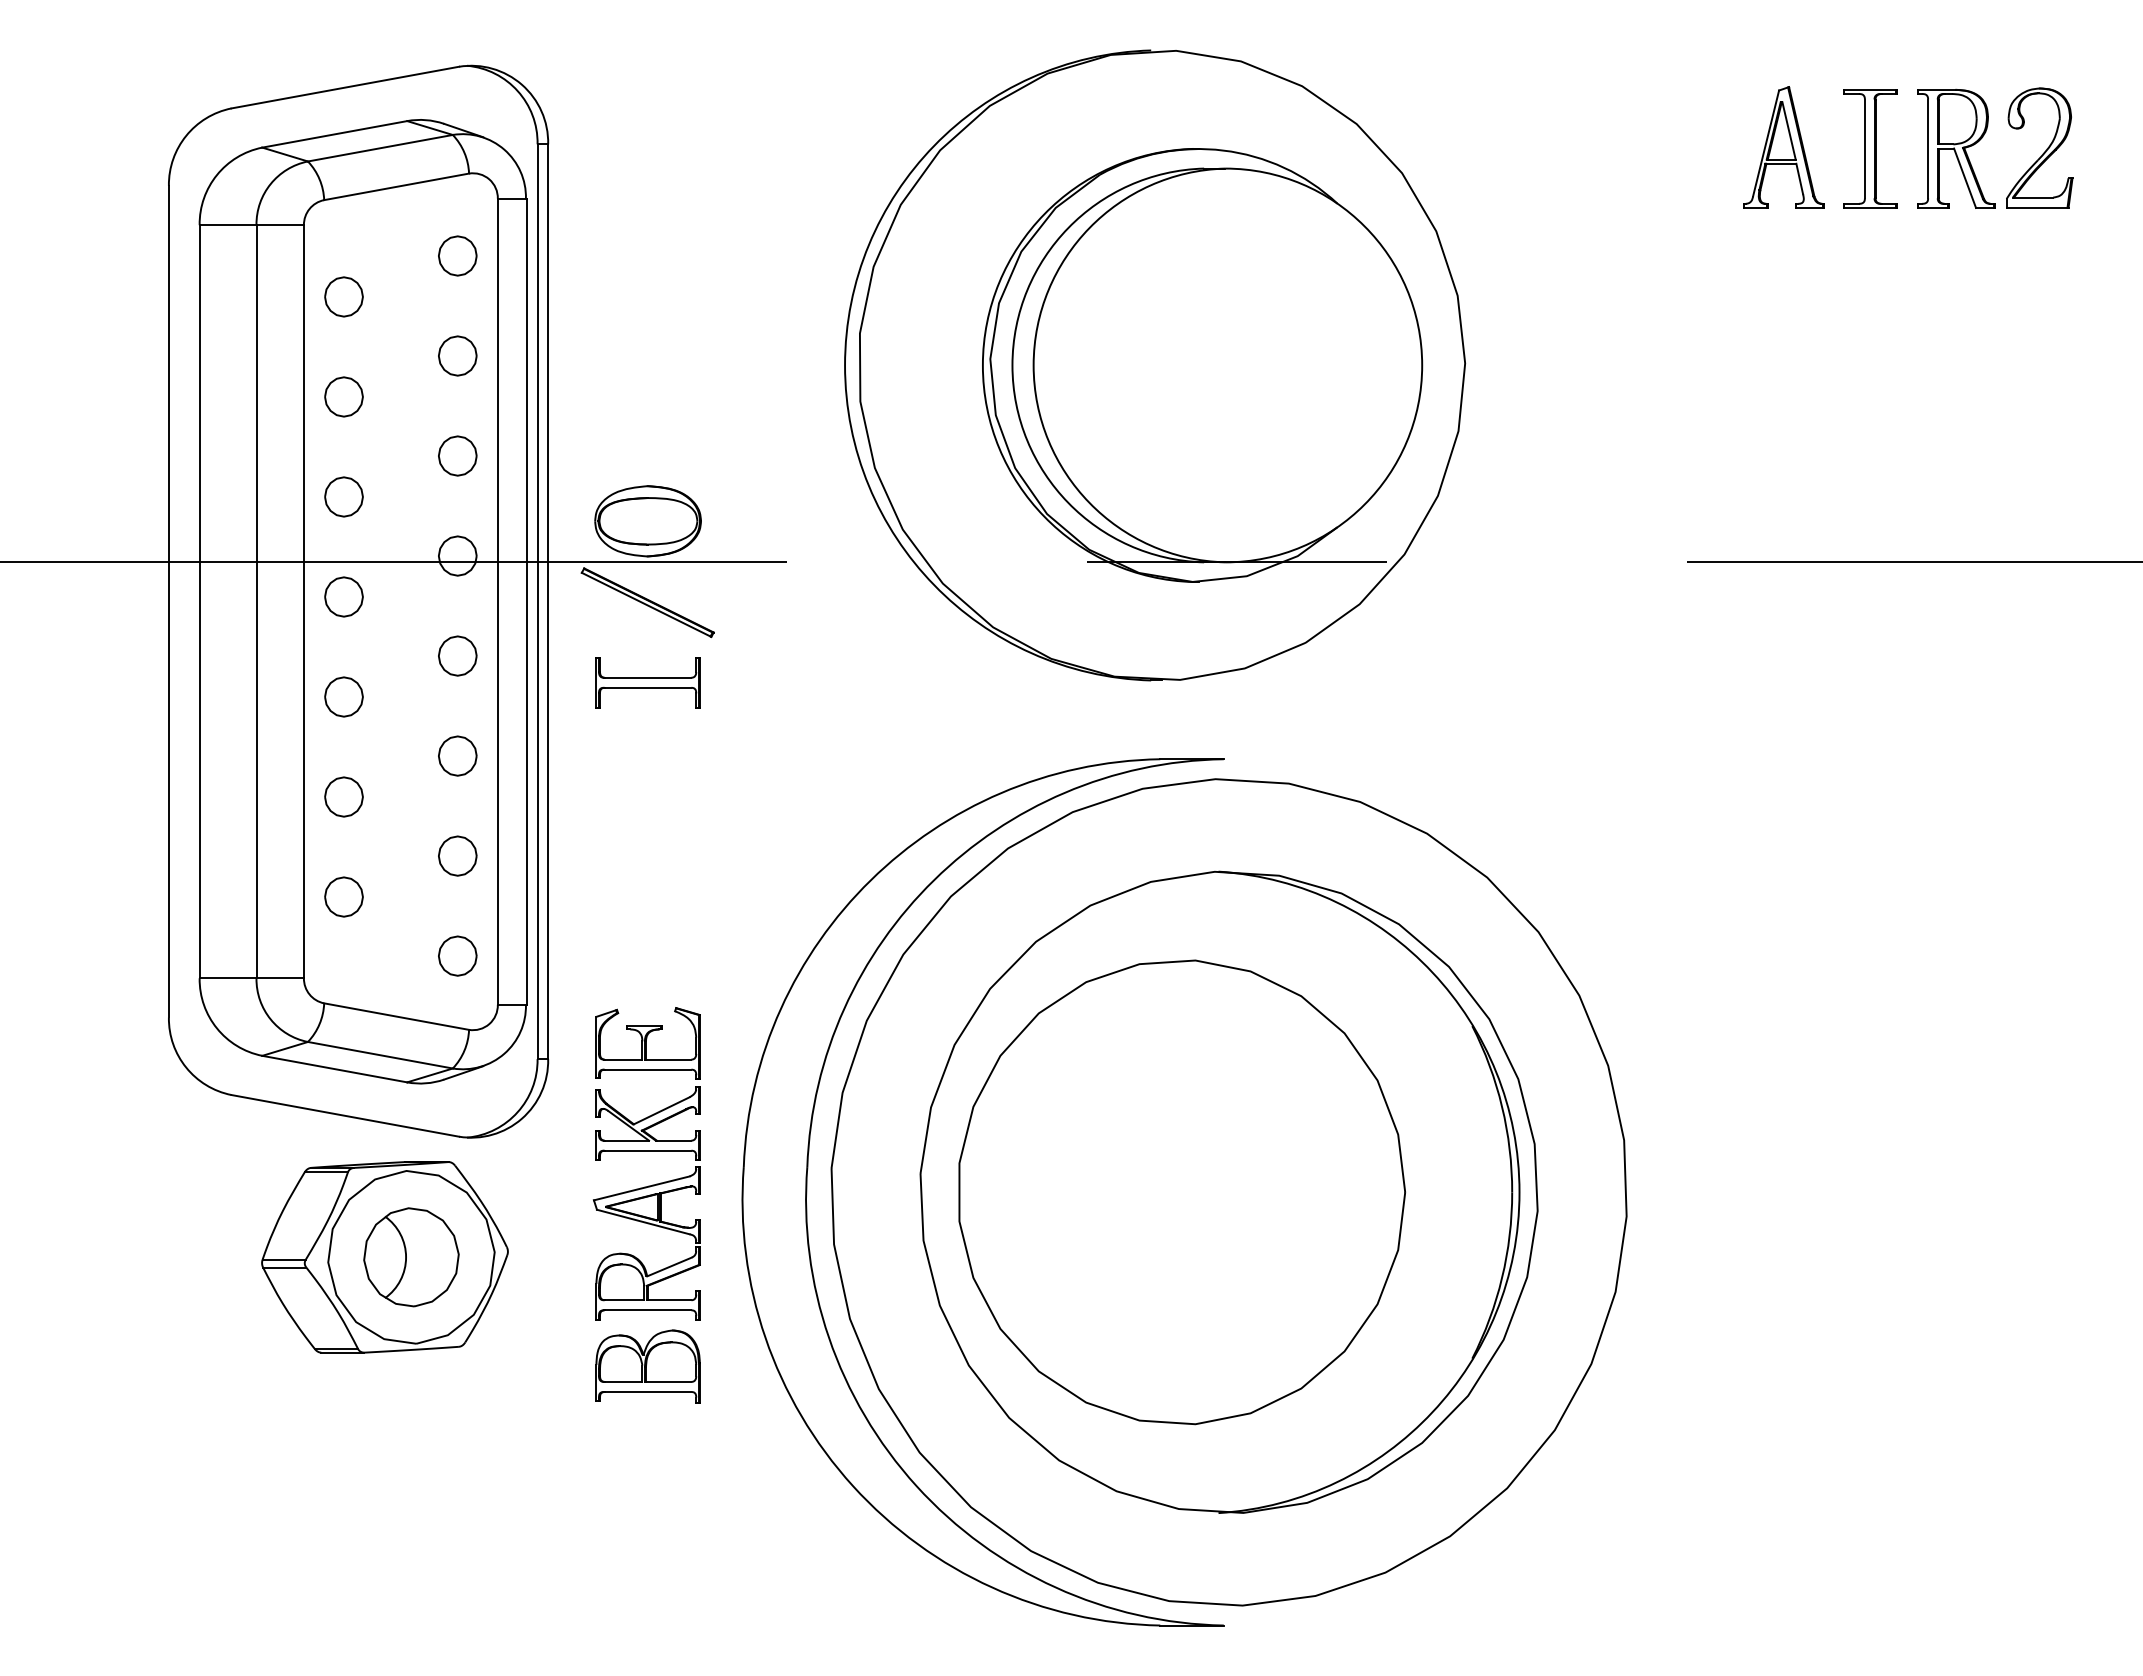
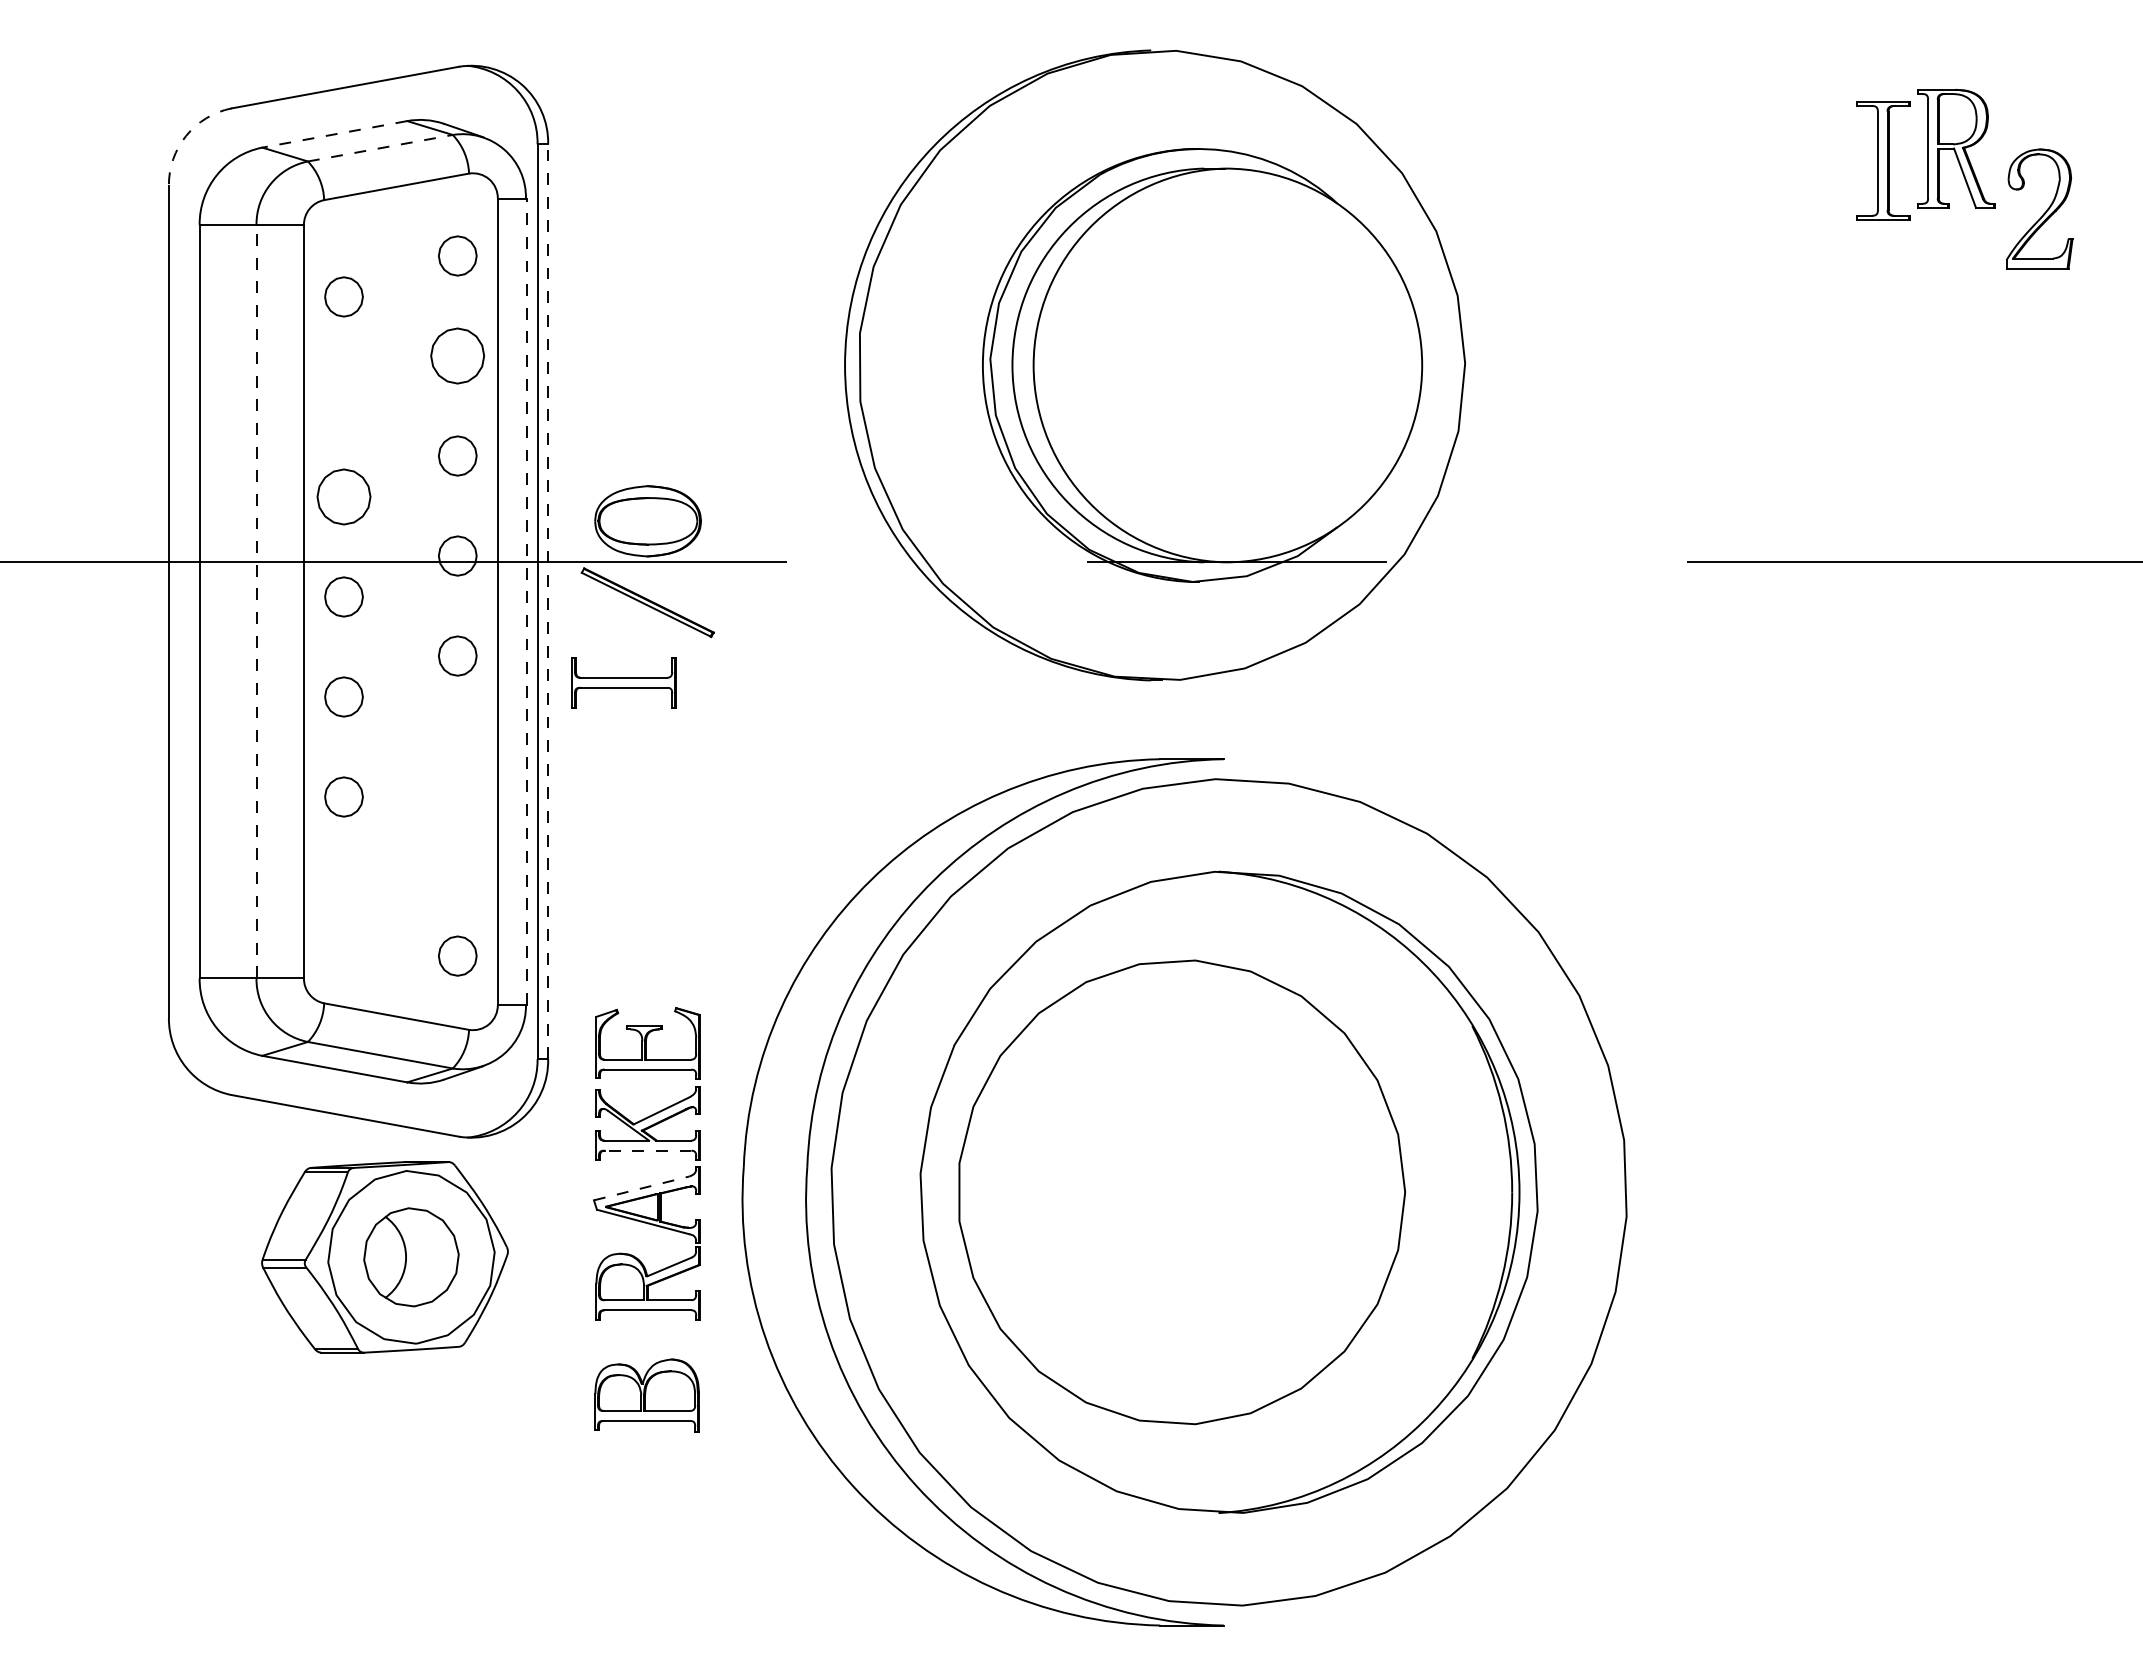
line: solid -> dashed (334, 134)
arc: solid -> dashed (186, 135)
part: present -> none (1783, 147)
line: solid -> dashed (380, 148)
part position: (1870, 148) -> (1883, 160) (1883, 160)
part position: (2044, 151) -> (2044, 212) (2044, 212)
part size: 40x42 px -> 55x58 px (457, 355)
part: present -> none (343, 396)
part size: 40x42 px -> 56x58 px (343, 496)
line: solid -> dashed (256, 601)
line: solid -> dashed (526, 601)
line: solid -> dashed (548, 601)
part position: (647, 682) -> (623, 682) (623, 682)
part: present -> none (457, 755)
part: present -> none (457, 855)
part: present -> none (343, 896)
line: solid -> dashed (647, 1150)
line: solid -> dashed (642, 1188)
part position: (647, 1366) -> (646, 1395) (646, 1395)
